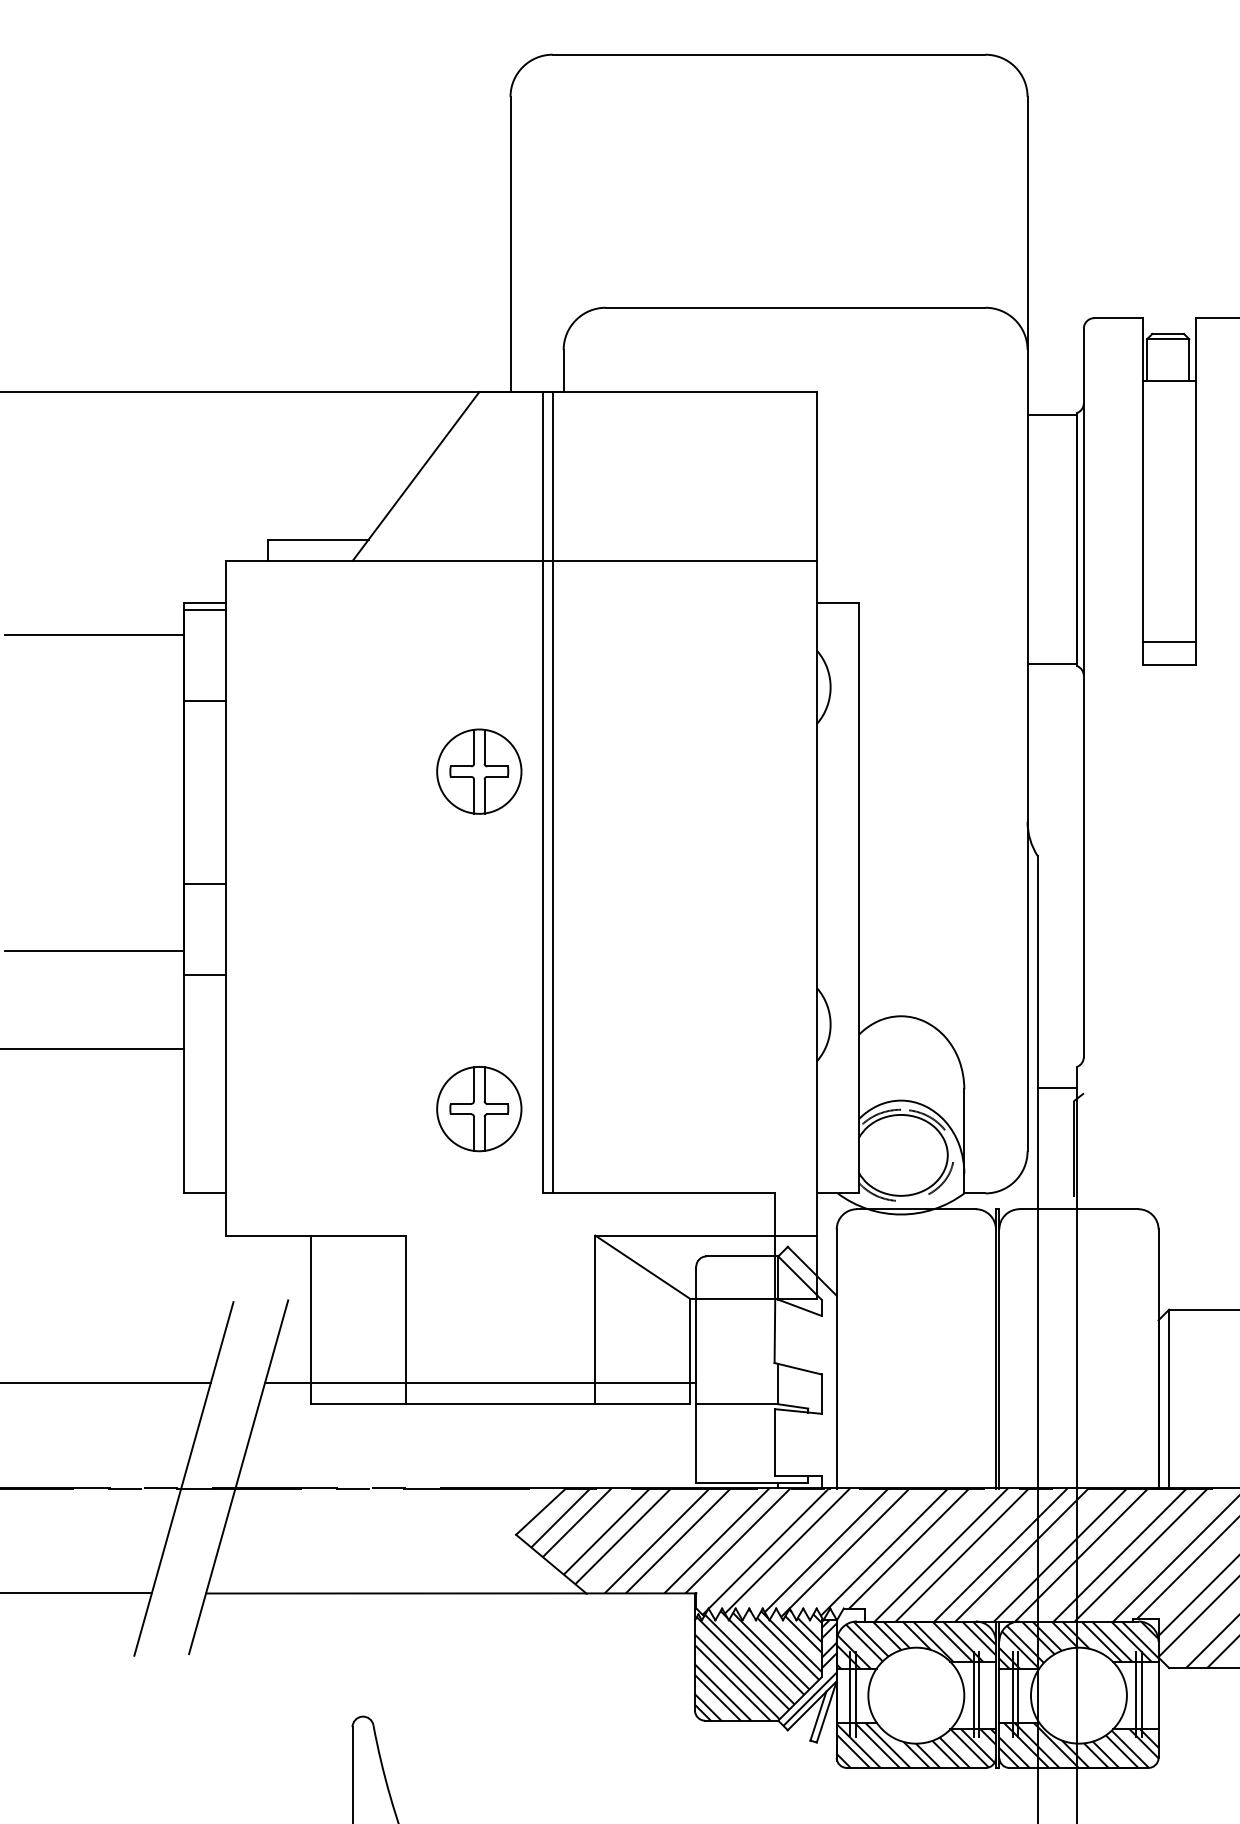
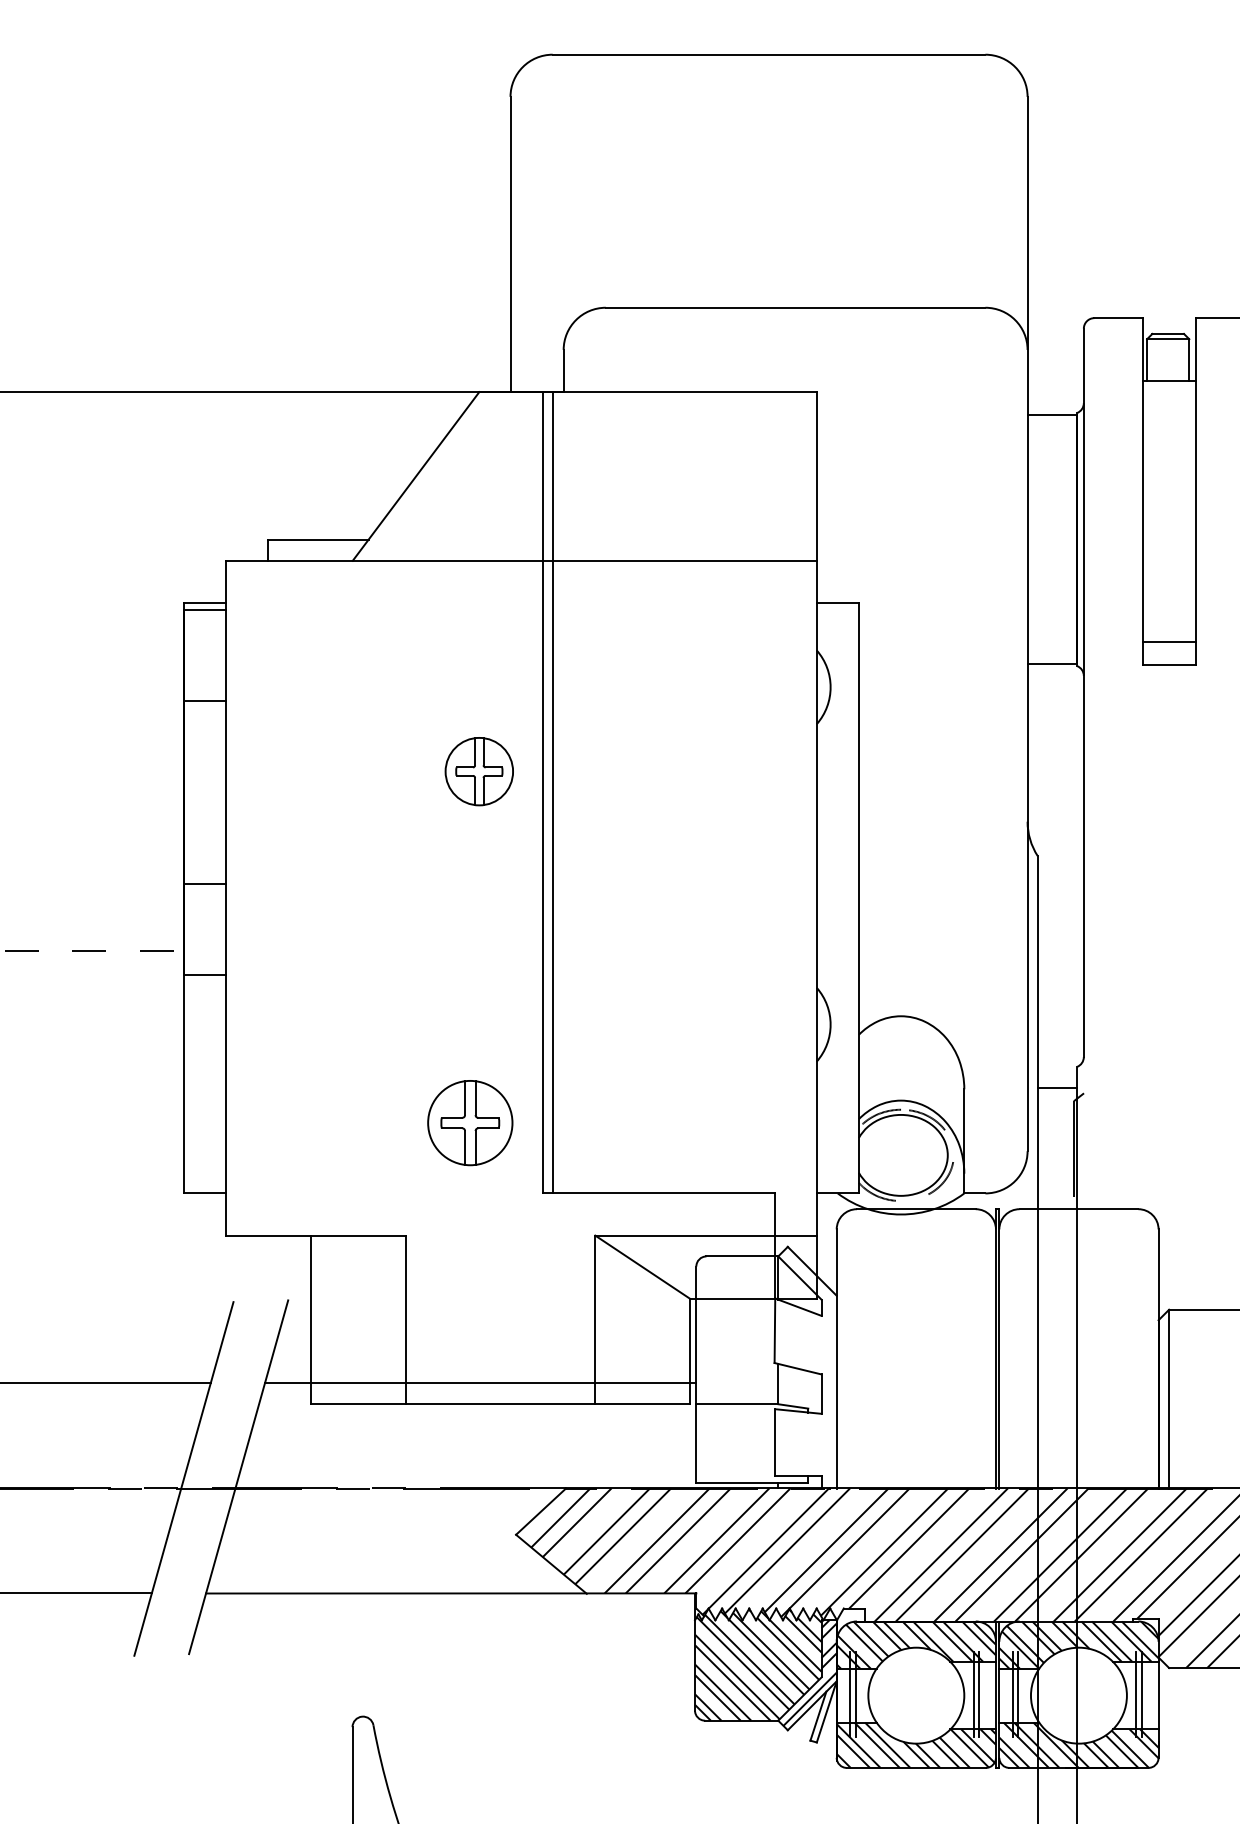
line: present -> none (94, 634)
part size: 87x87 px -> 70x70 px (478, 771)
line: solid -> dashed (94, 950)
line: present -> none (93, 1048)
part position: (479, 1109) -> (470, 1123) (470, 1123)
